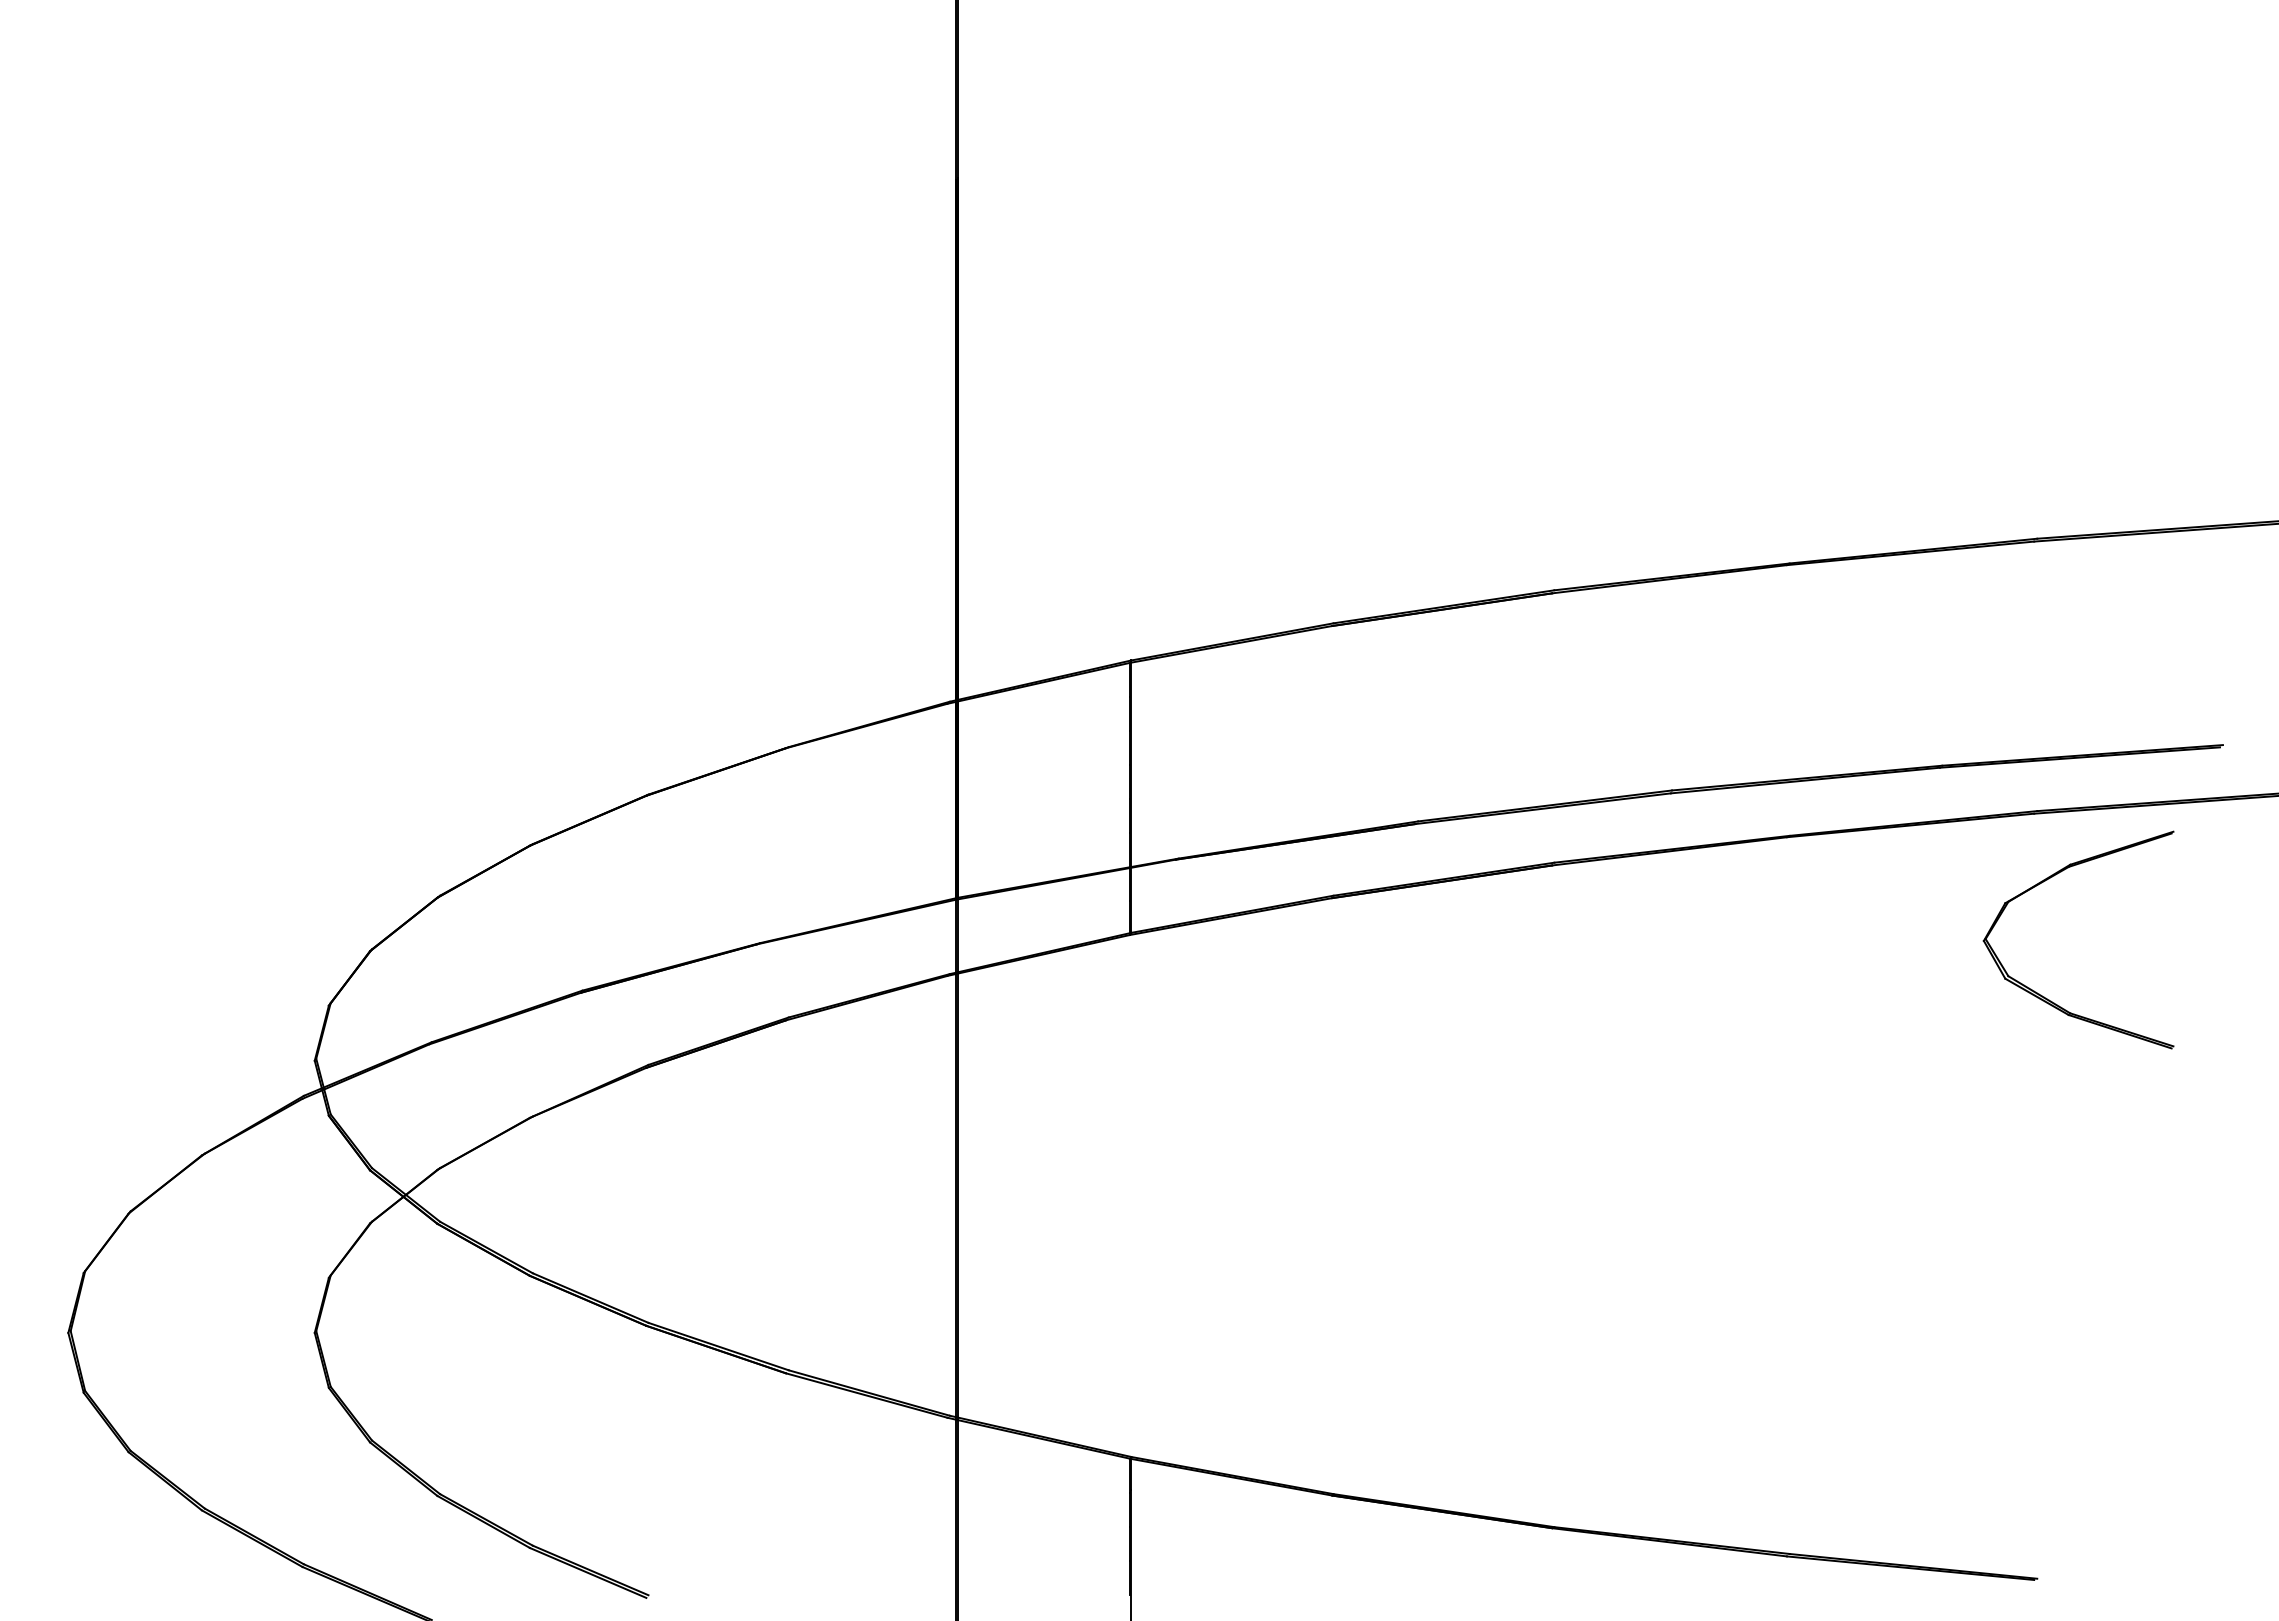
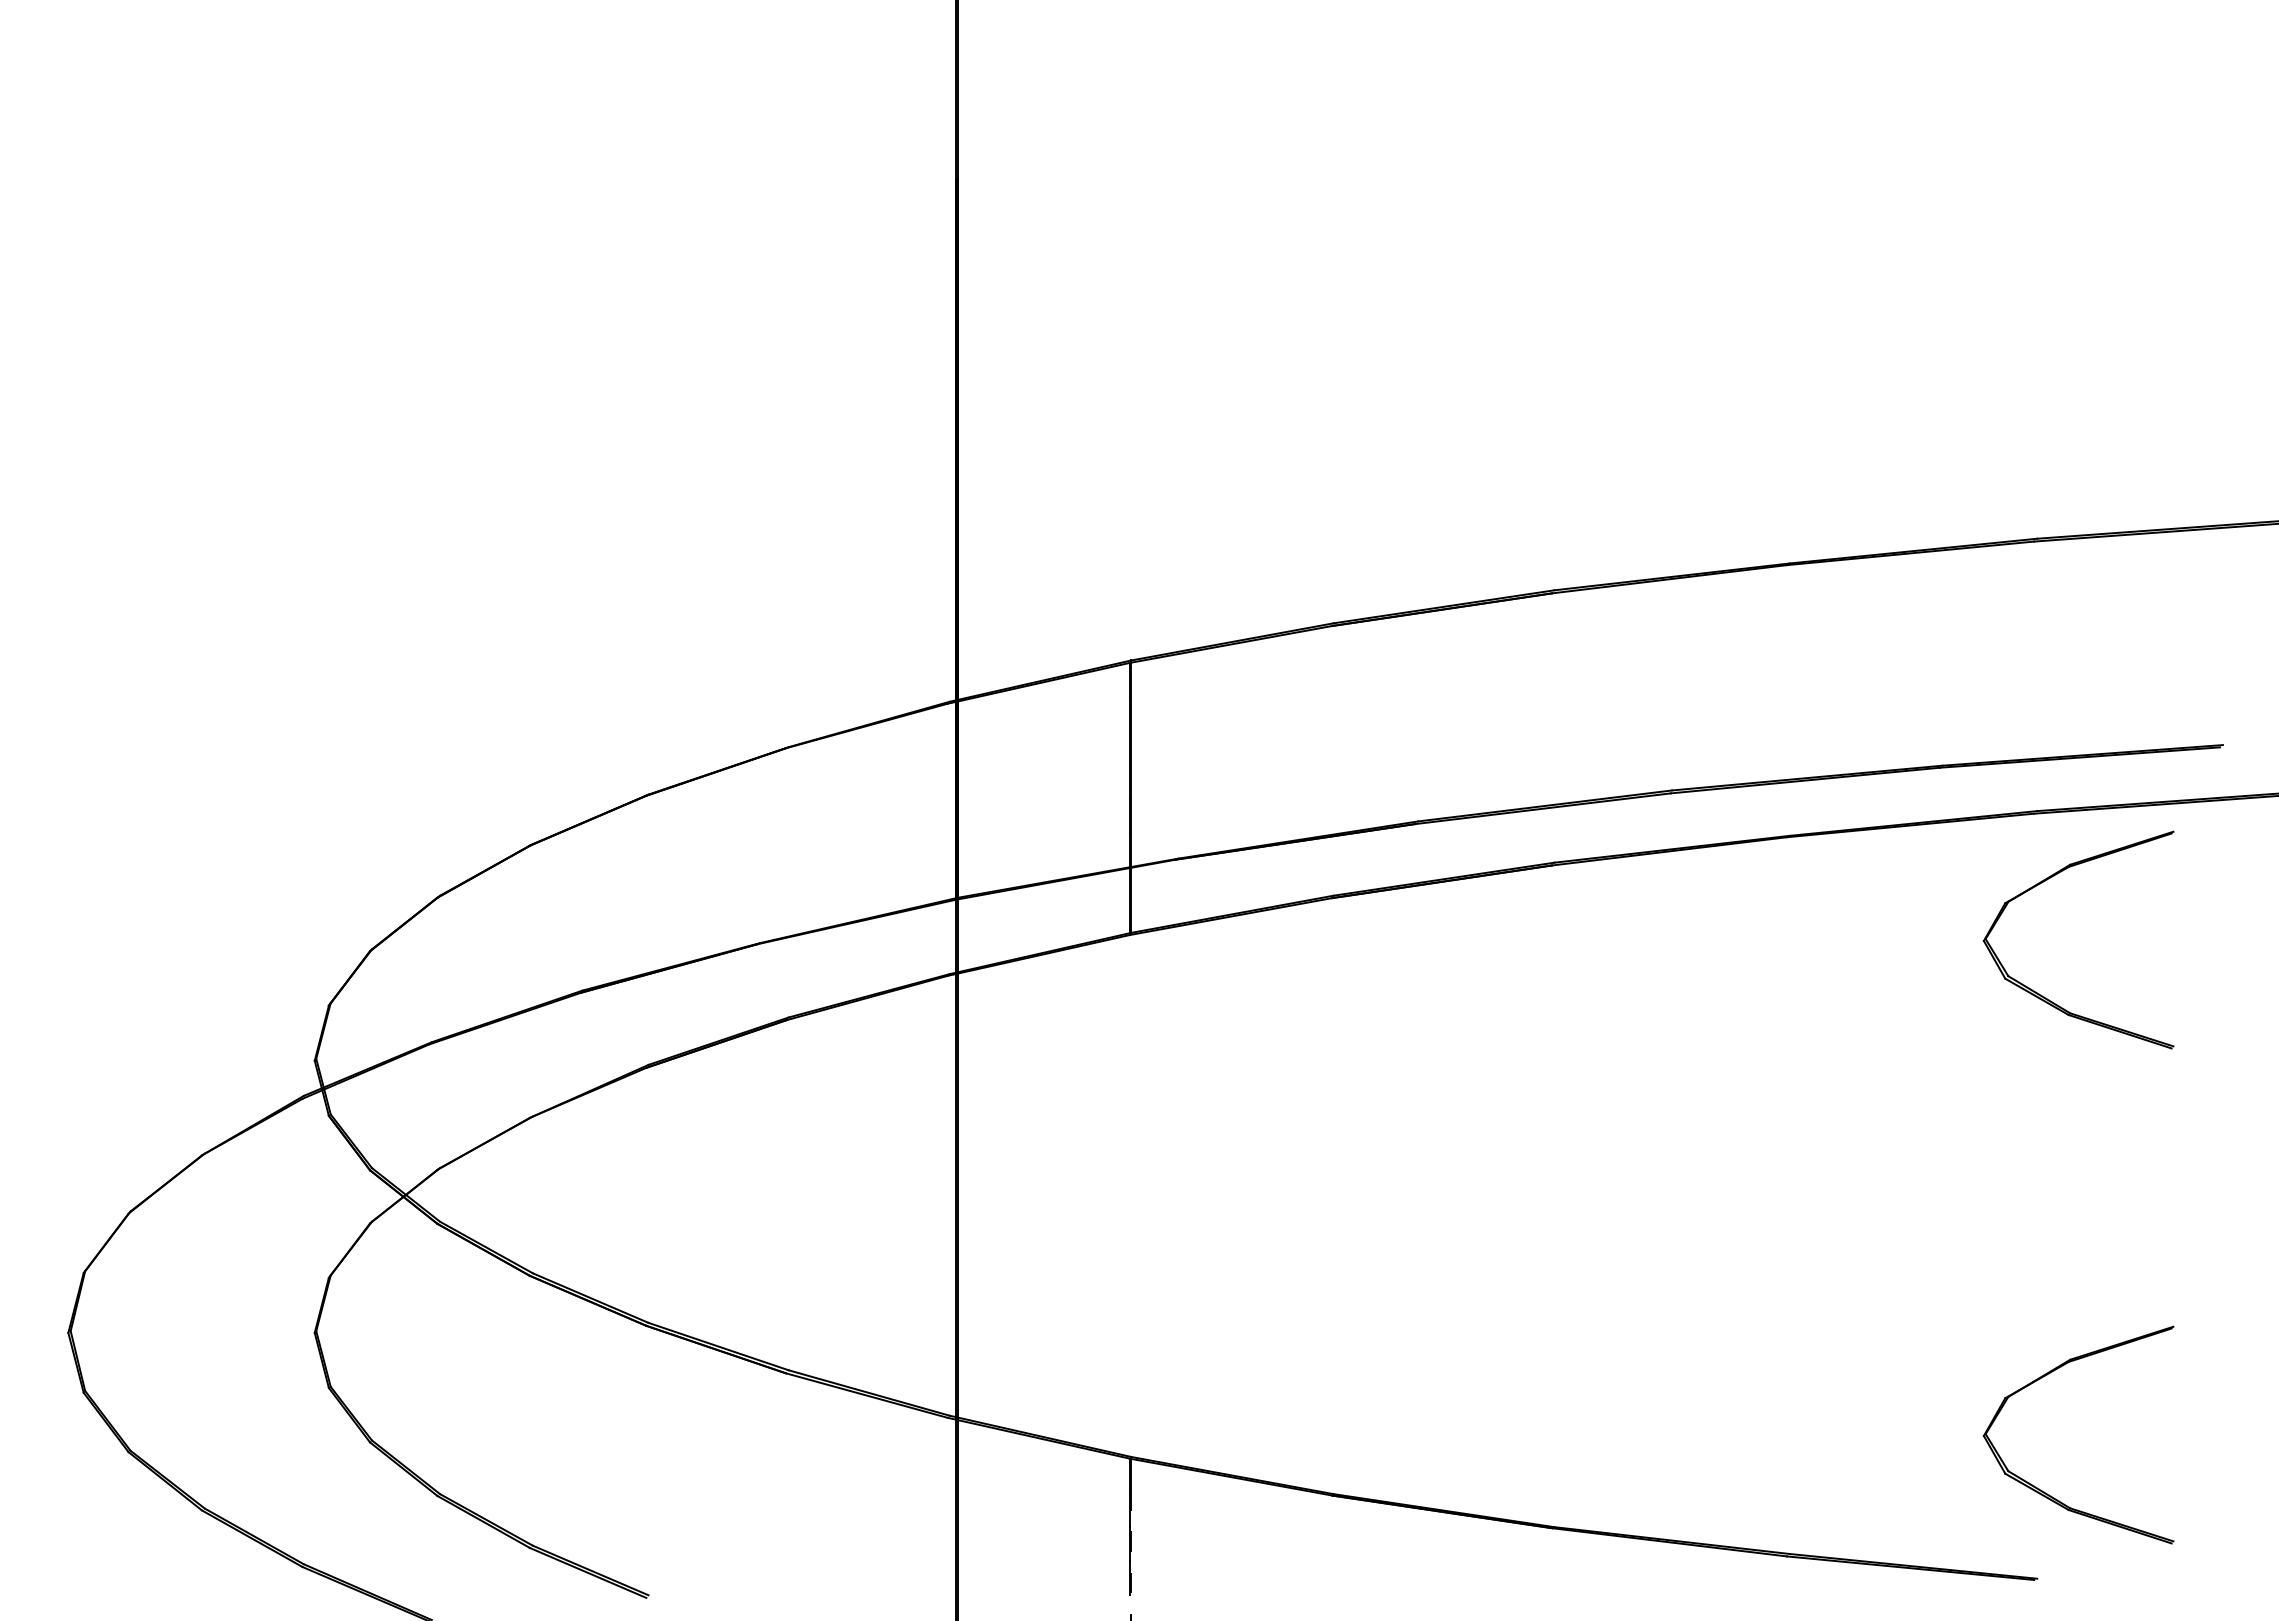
part: none -> present (2044, 1491)
line: solid -> dashed (1131, 1555)
